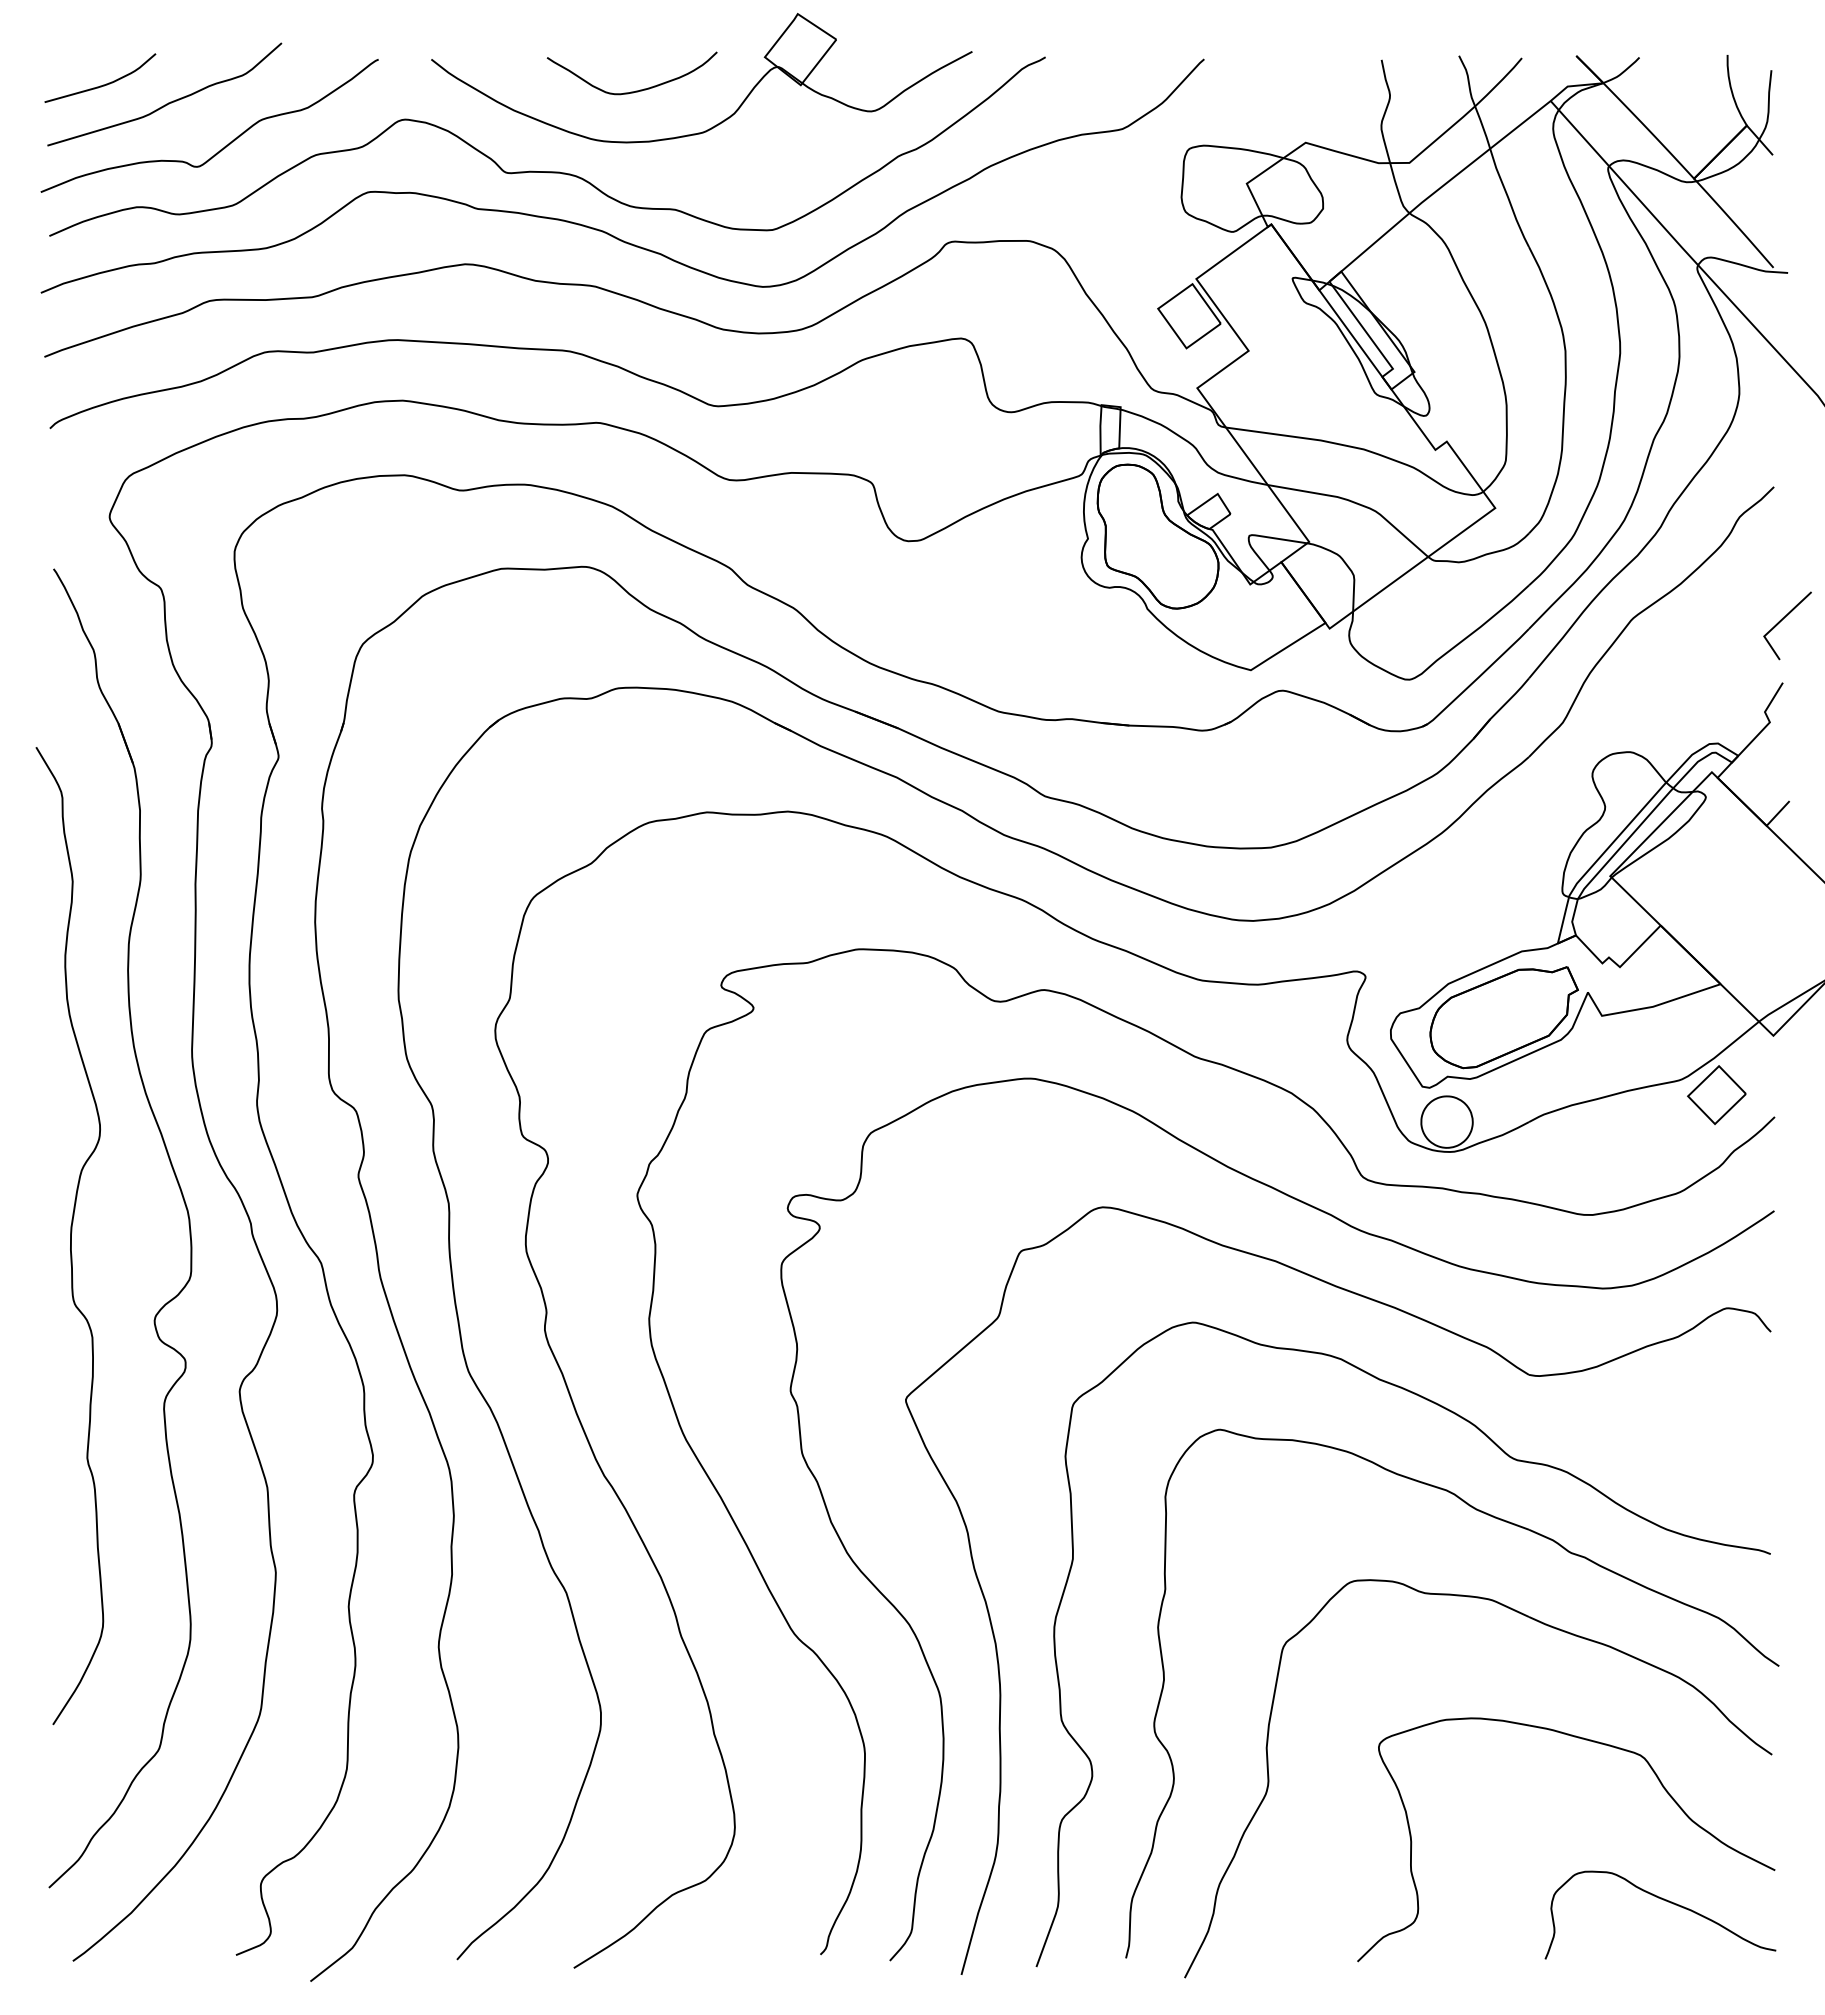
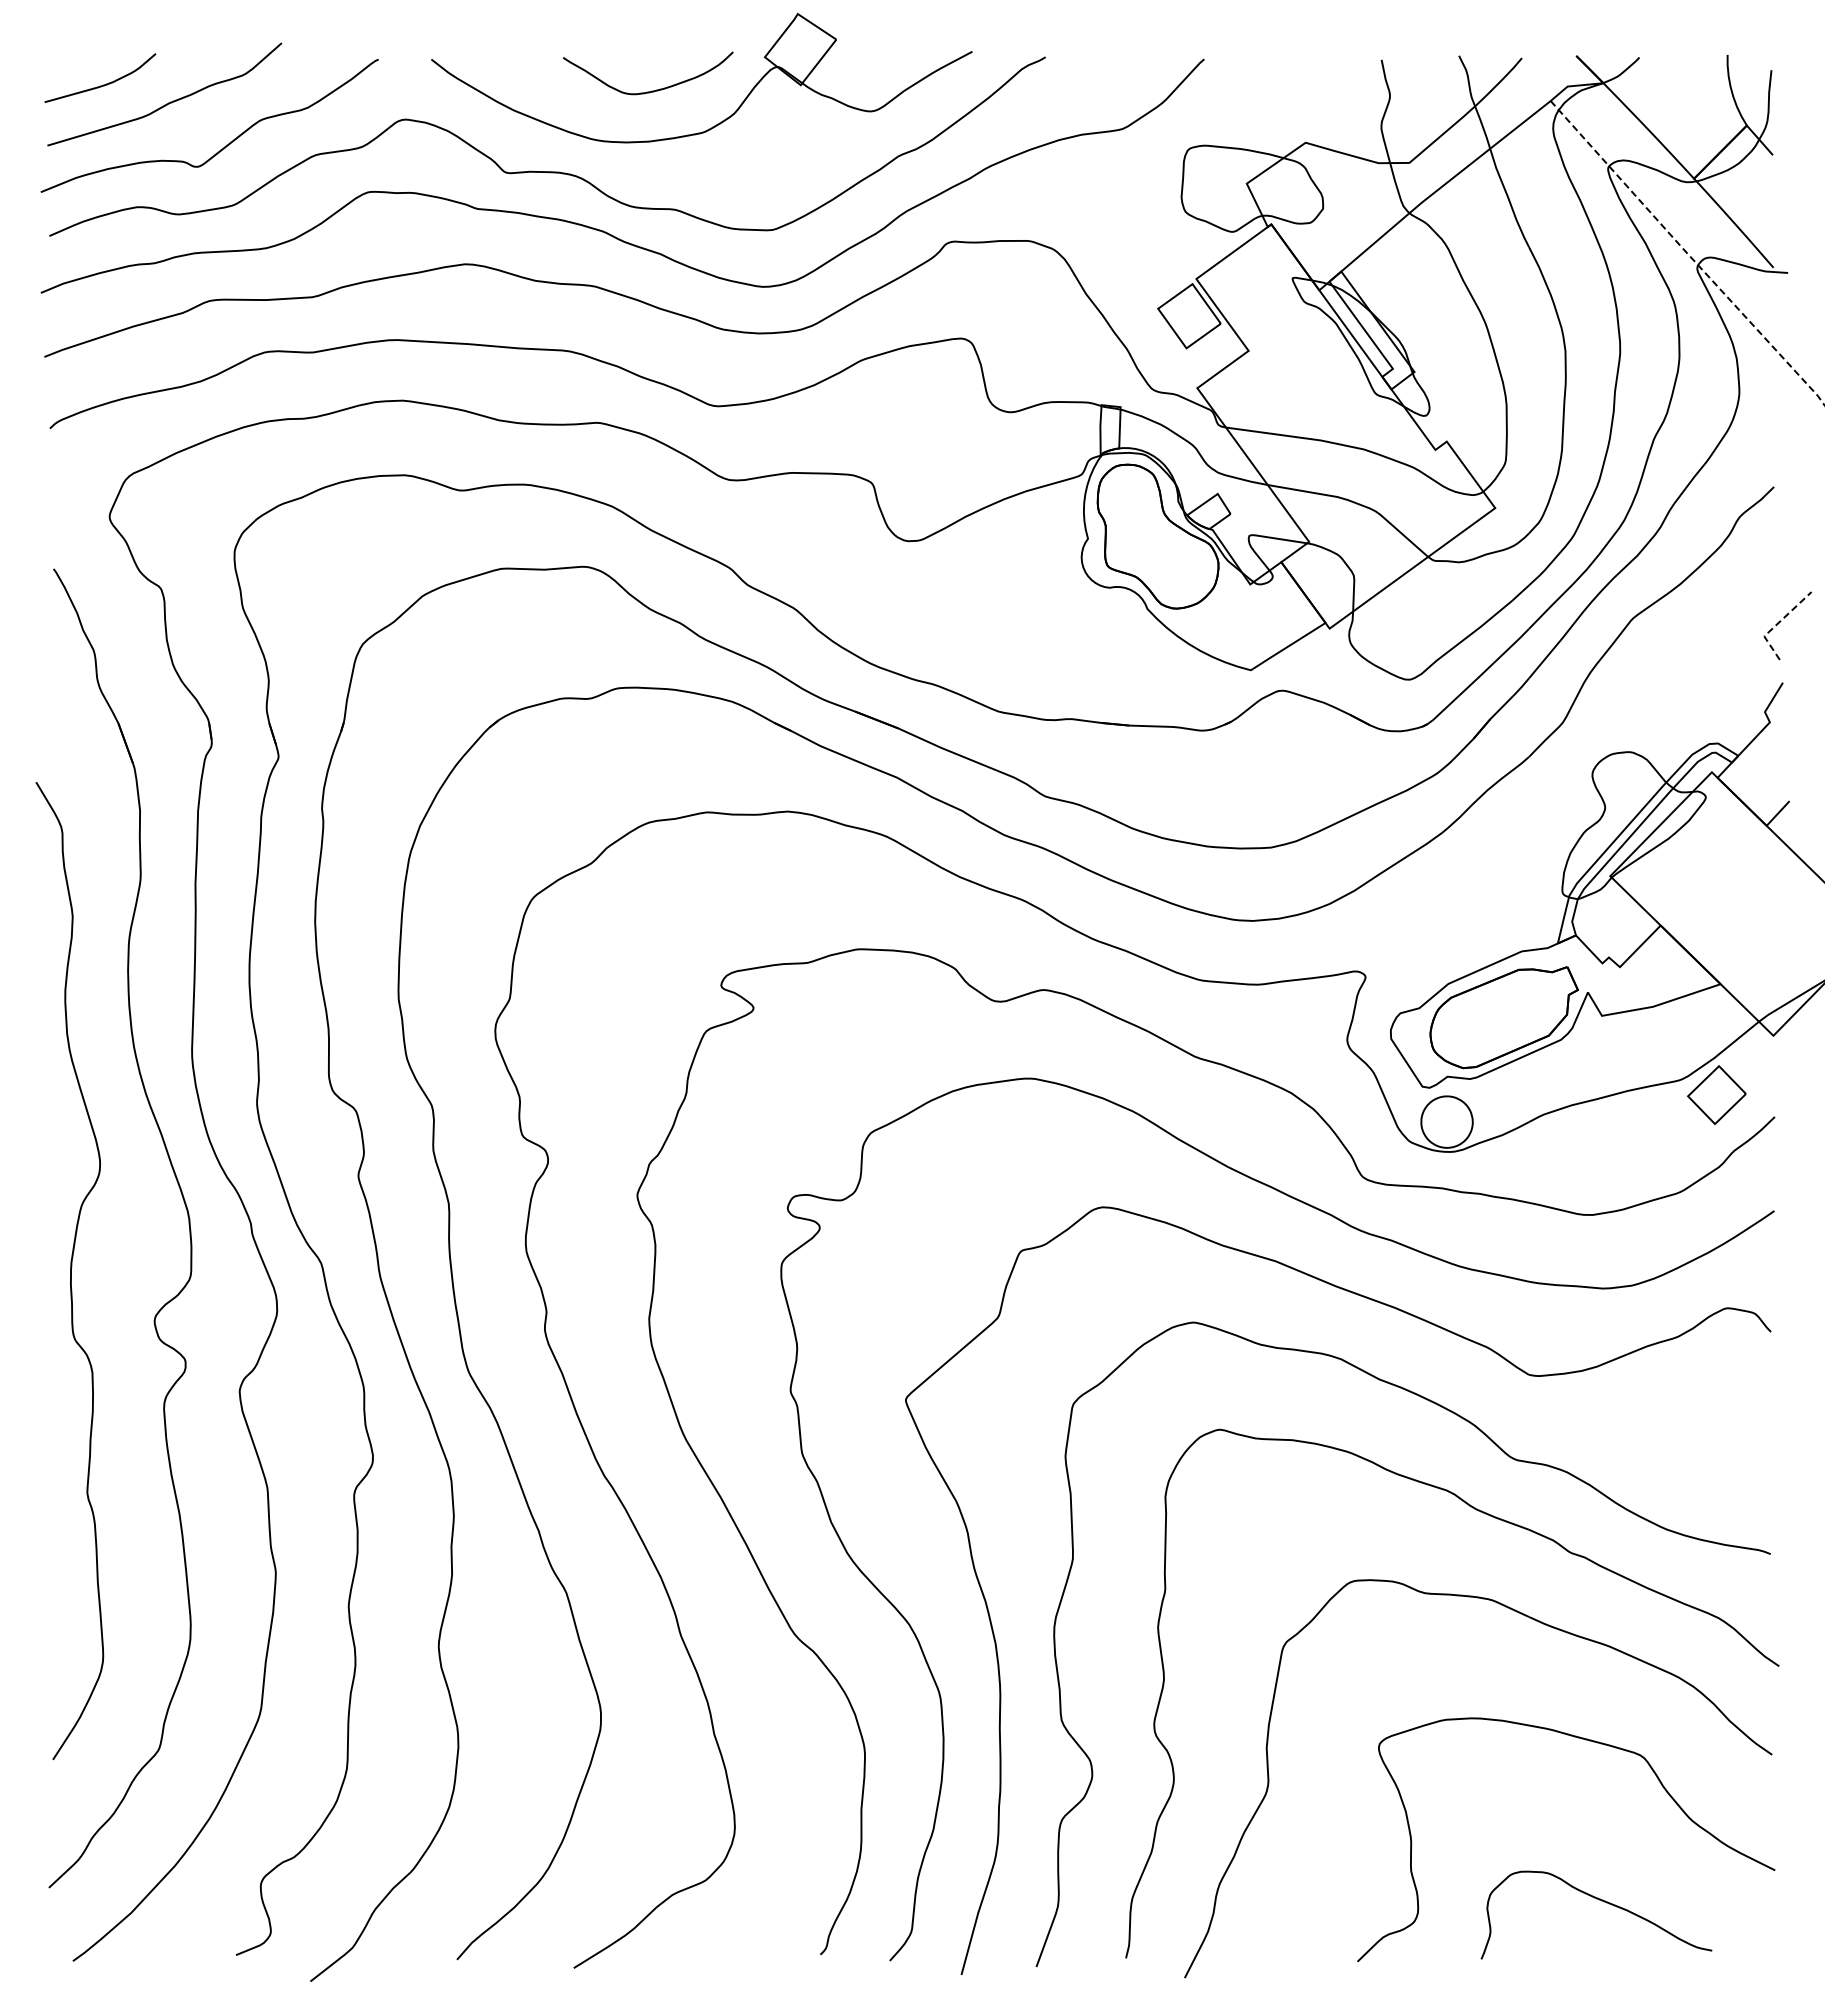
curve position: (635, 90) -> (651, 90) (651, 90)
line: solid -> dashed (1687, 253)
line: solid -> dashed (1777, 624)
curve position: (70, 1236) -> (70, 1271) (70, 1271)
curve position: (1665, 1901) -> (1601, 1901) (1601, 1901)
